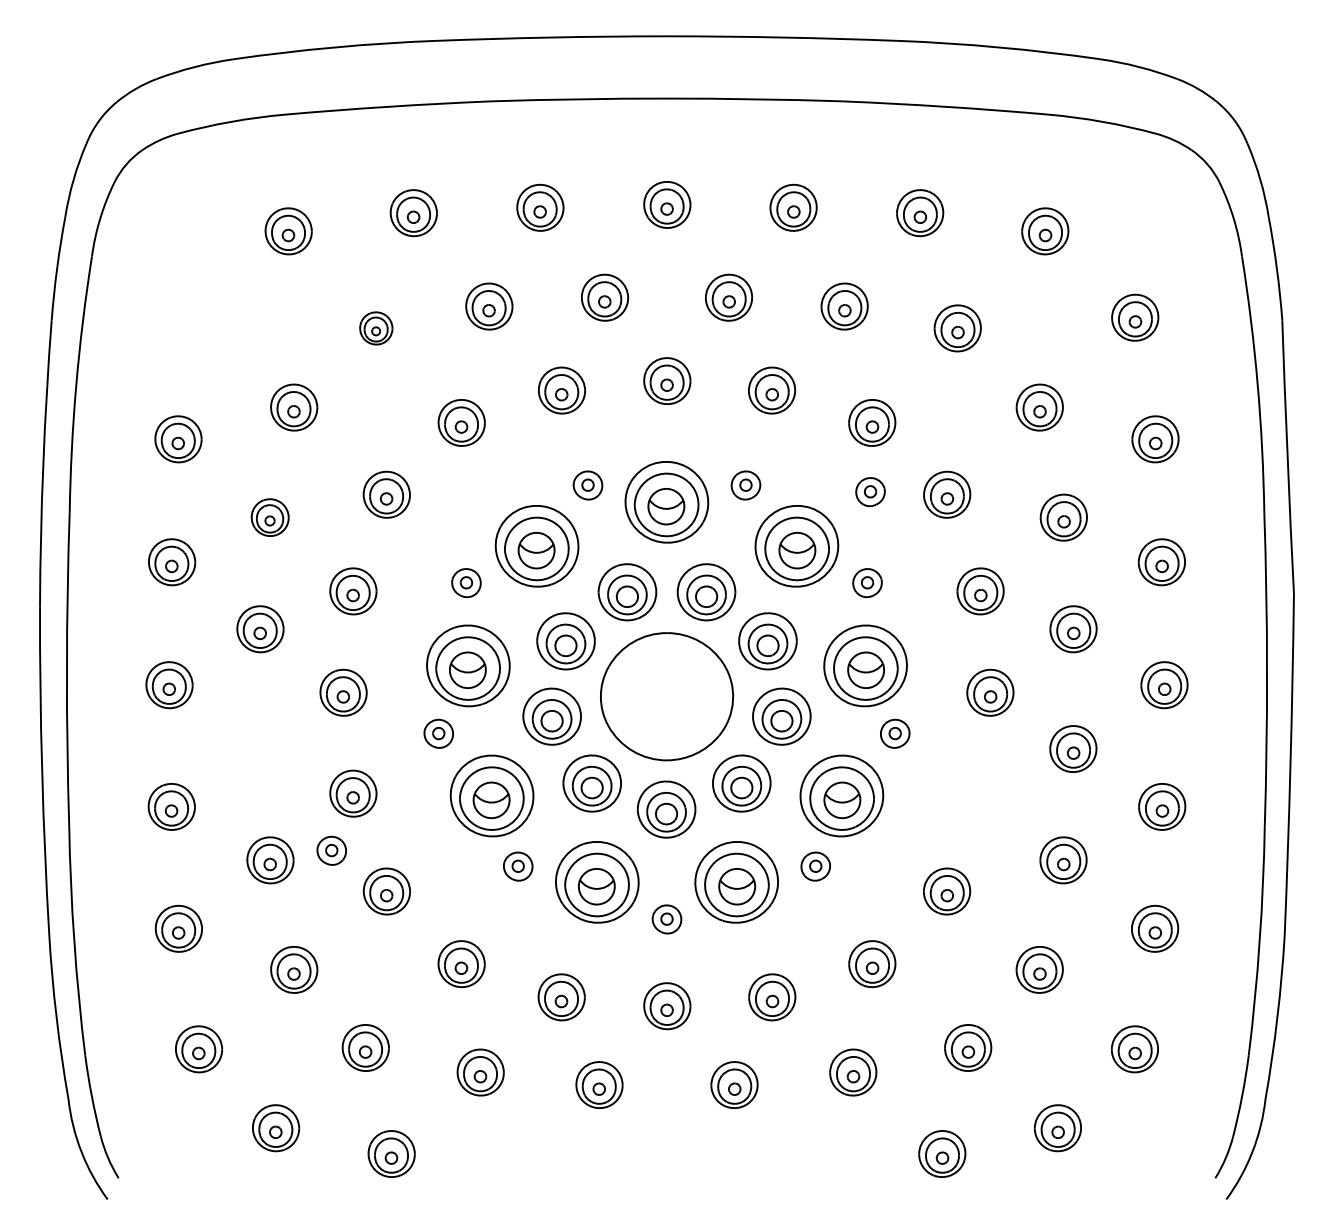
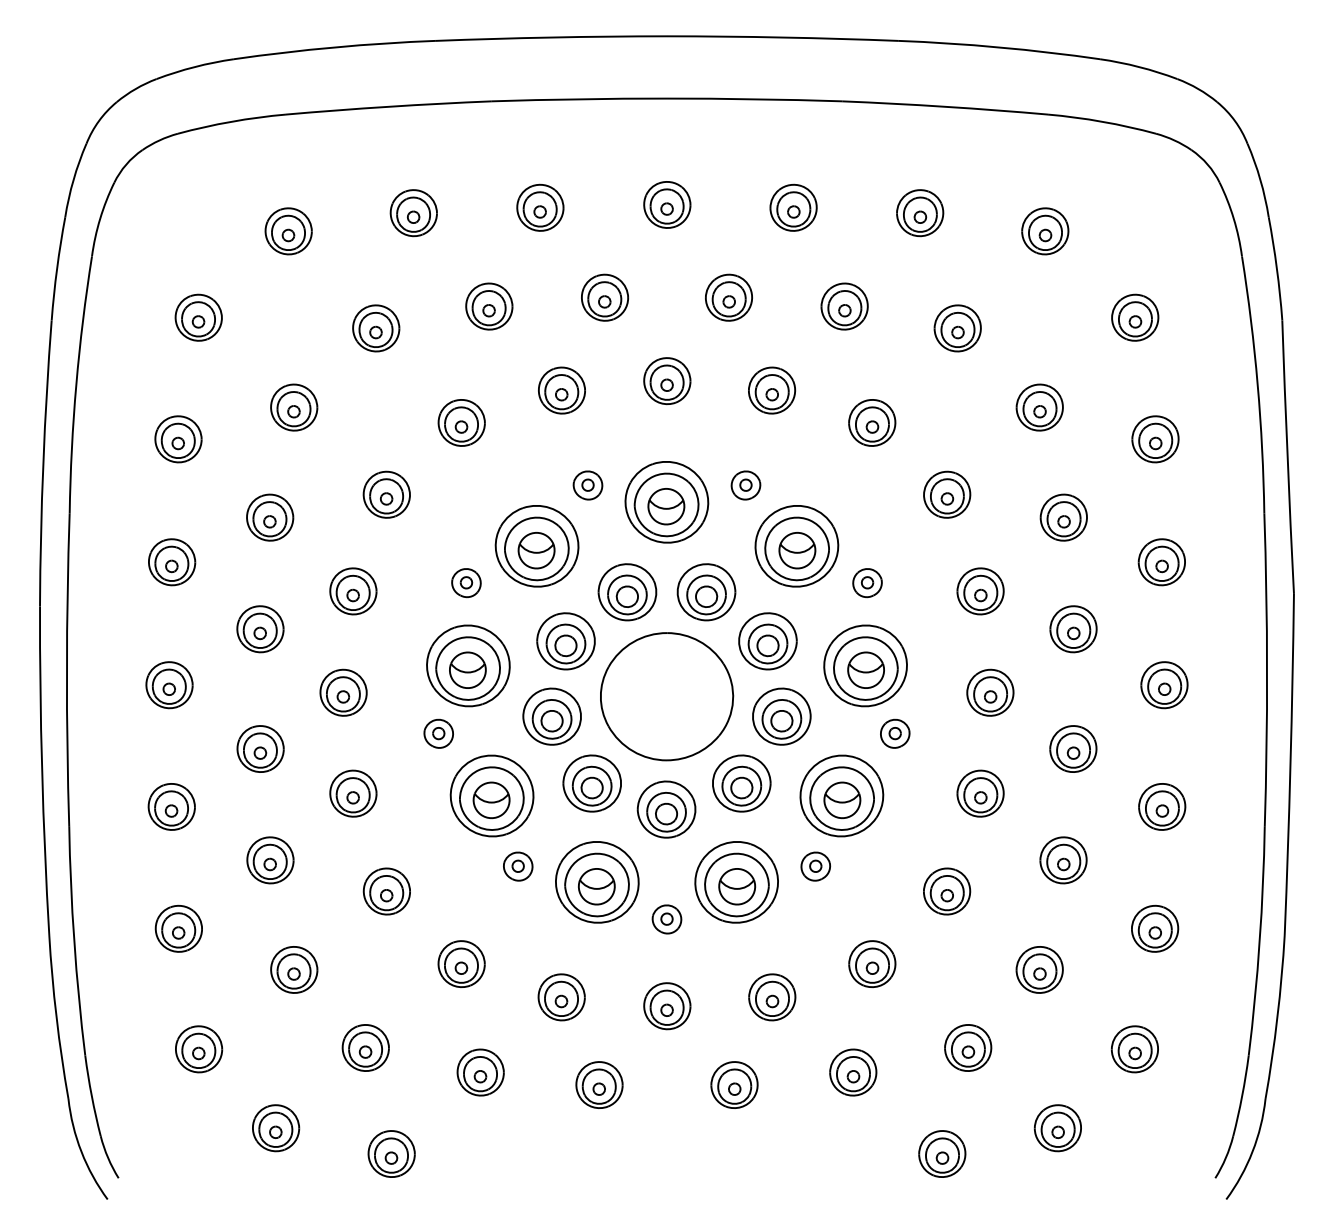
part: none -> present (198, 317)
part size: 35x35 px -> 49x49 px (376, 328)
part: present -> none (870, 492)
part size: 40x39 px -> 49x49 px (270, 517)
part: none -> present (260, 748)
part: none -> present (980, 793)
part: present -> none (331, 850)
